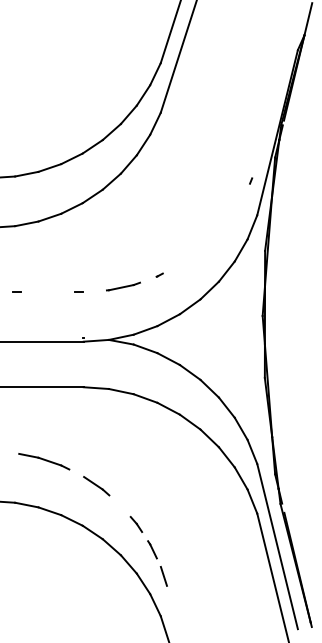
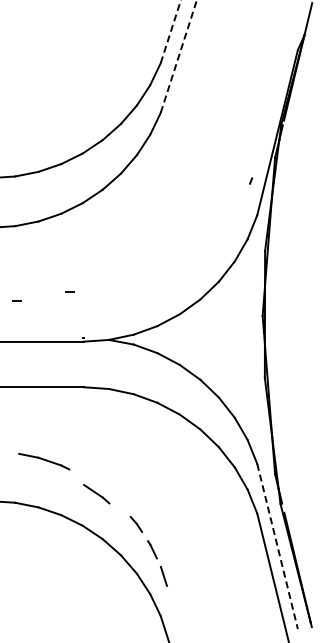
line: solid -> dashed (170, 31)
line: solid -> dashed (178, 56)
part: present -> none (159, 274)
line: present -> none (123, 286)
line position: (16, 291) -> (16, 300) (16, 300)
line position: (78, 291) -> (69, 291) (69, 291)
line position: (96, 486) -> (96, 494) (96, 494)
line: solid -> dashed (277, 547)
